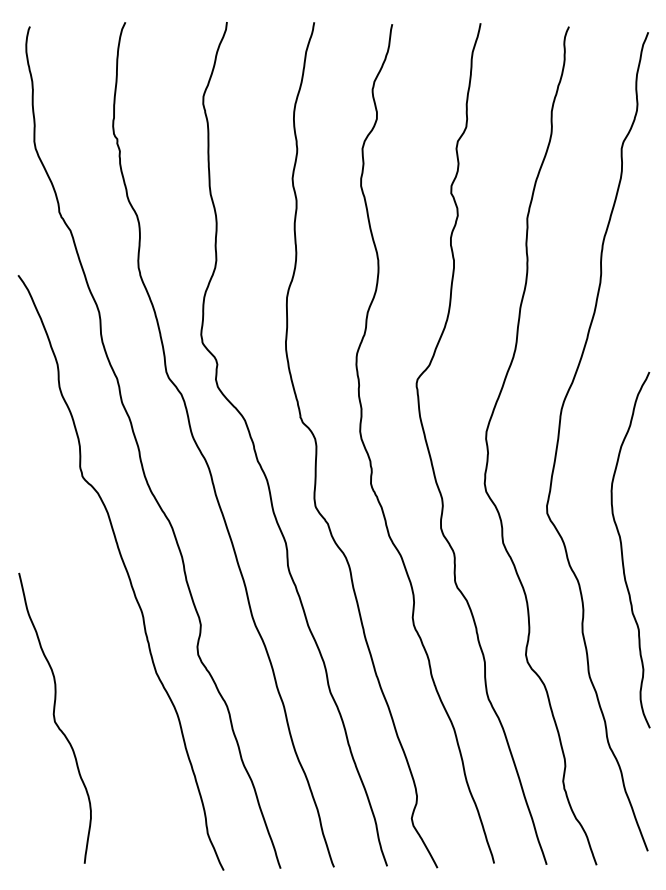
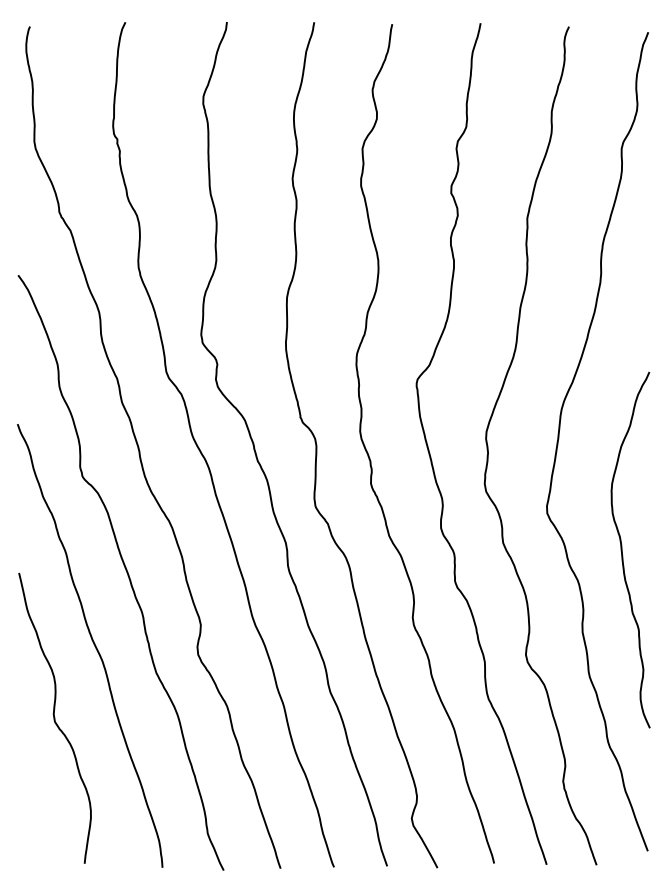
curve: none -> present (93, 644)
